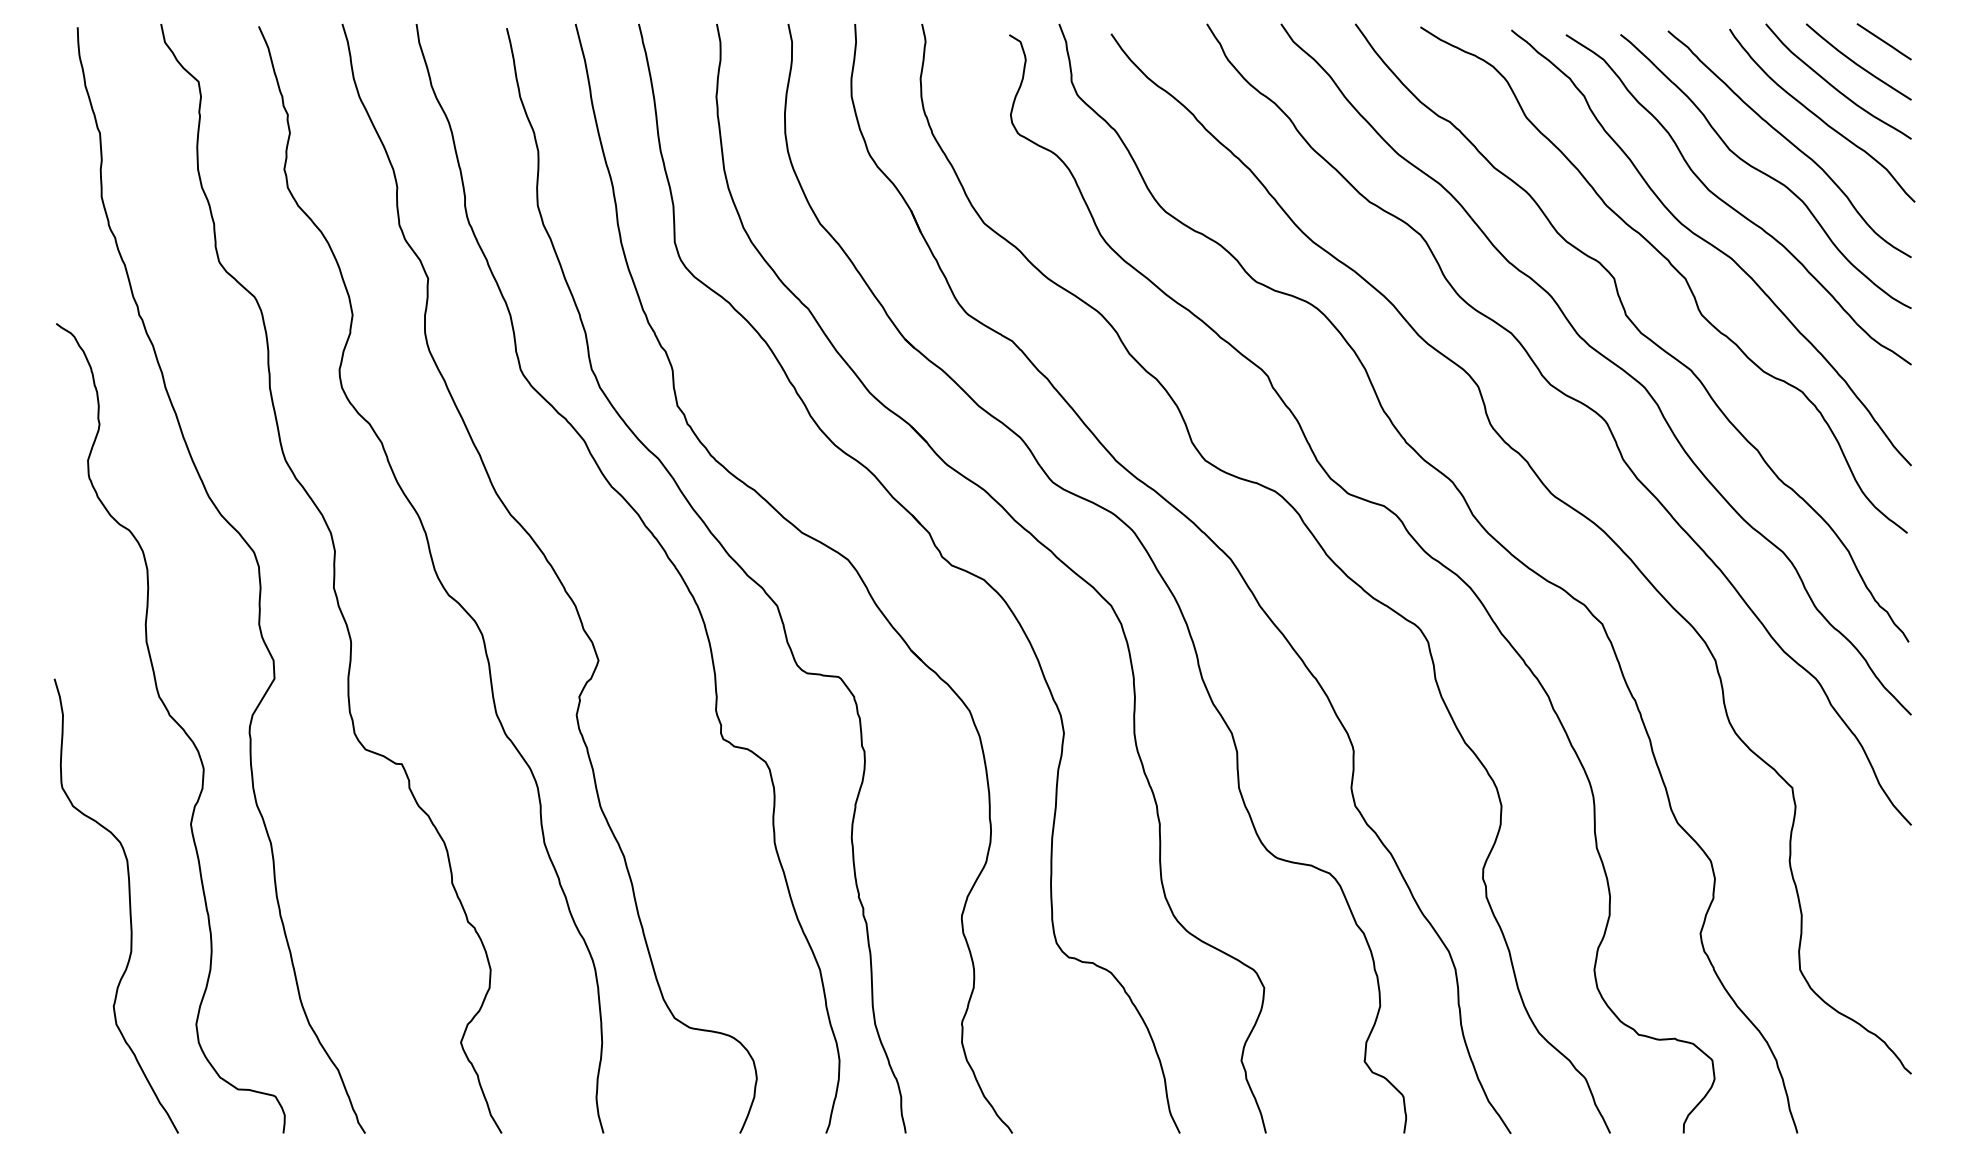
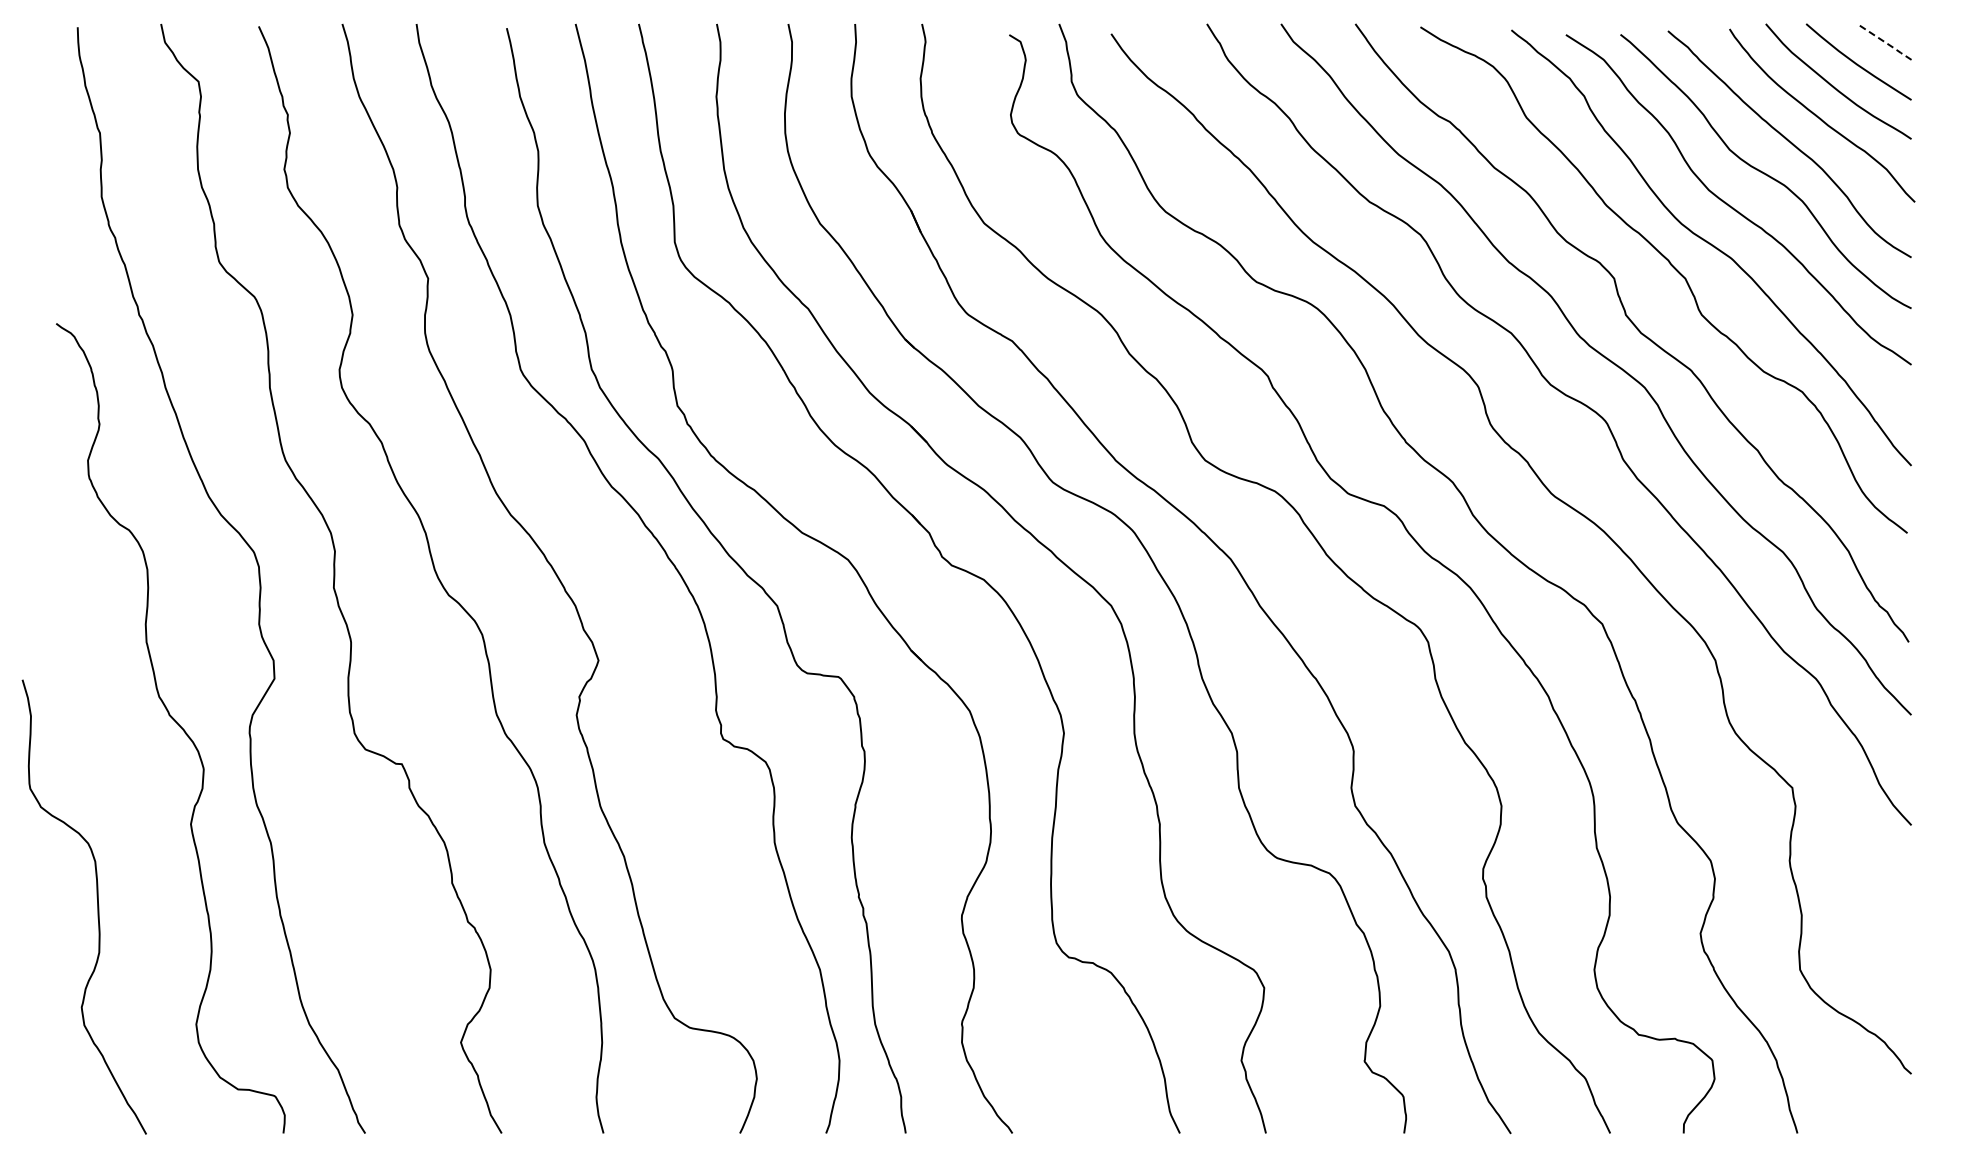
line: solid -> dashed (1885, 42)
curve position: (129, 905) -> (97, 906) (97, 906)
